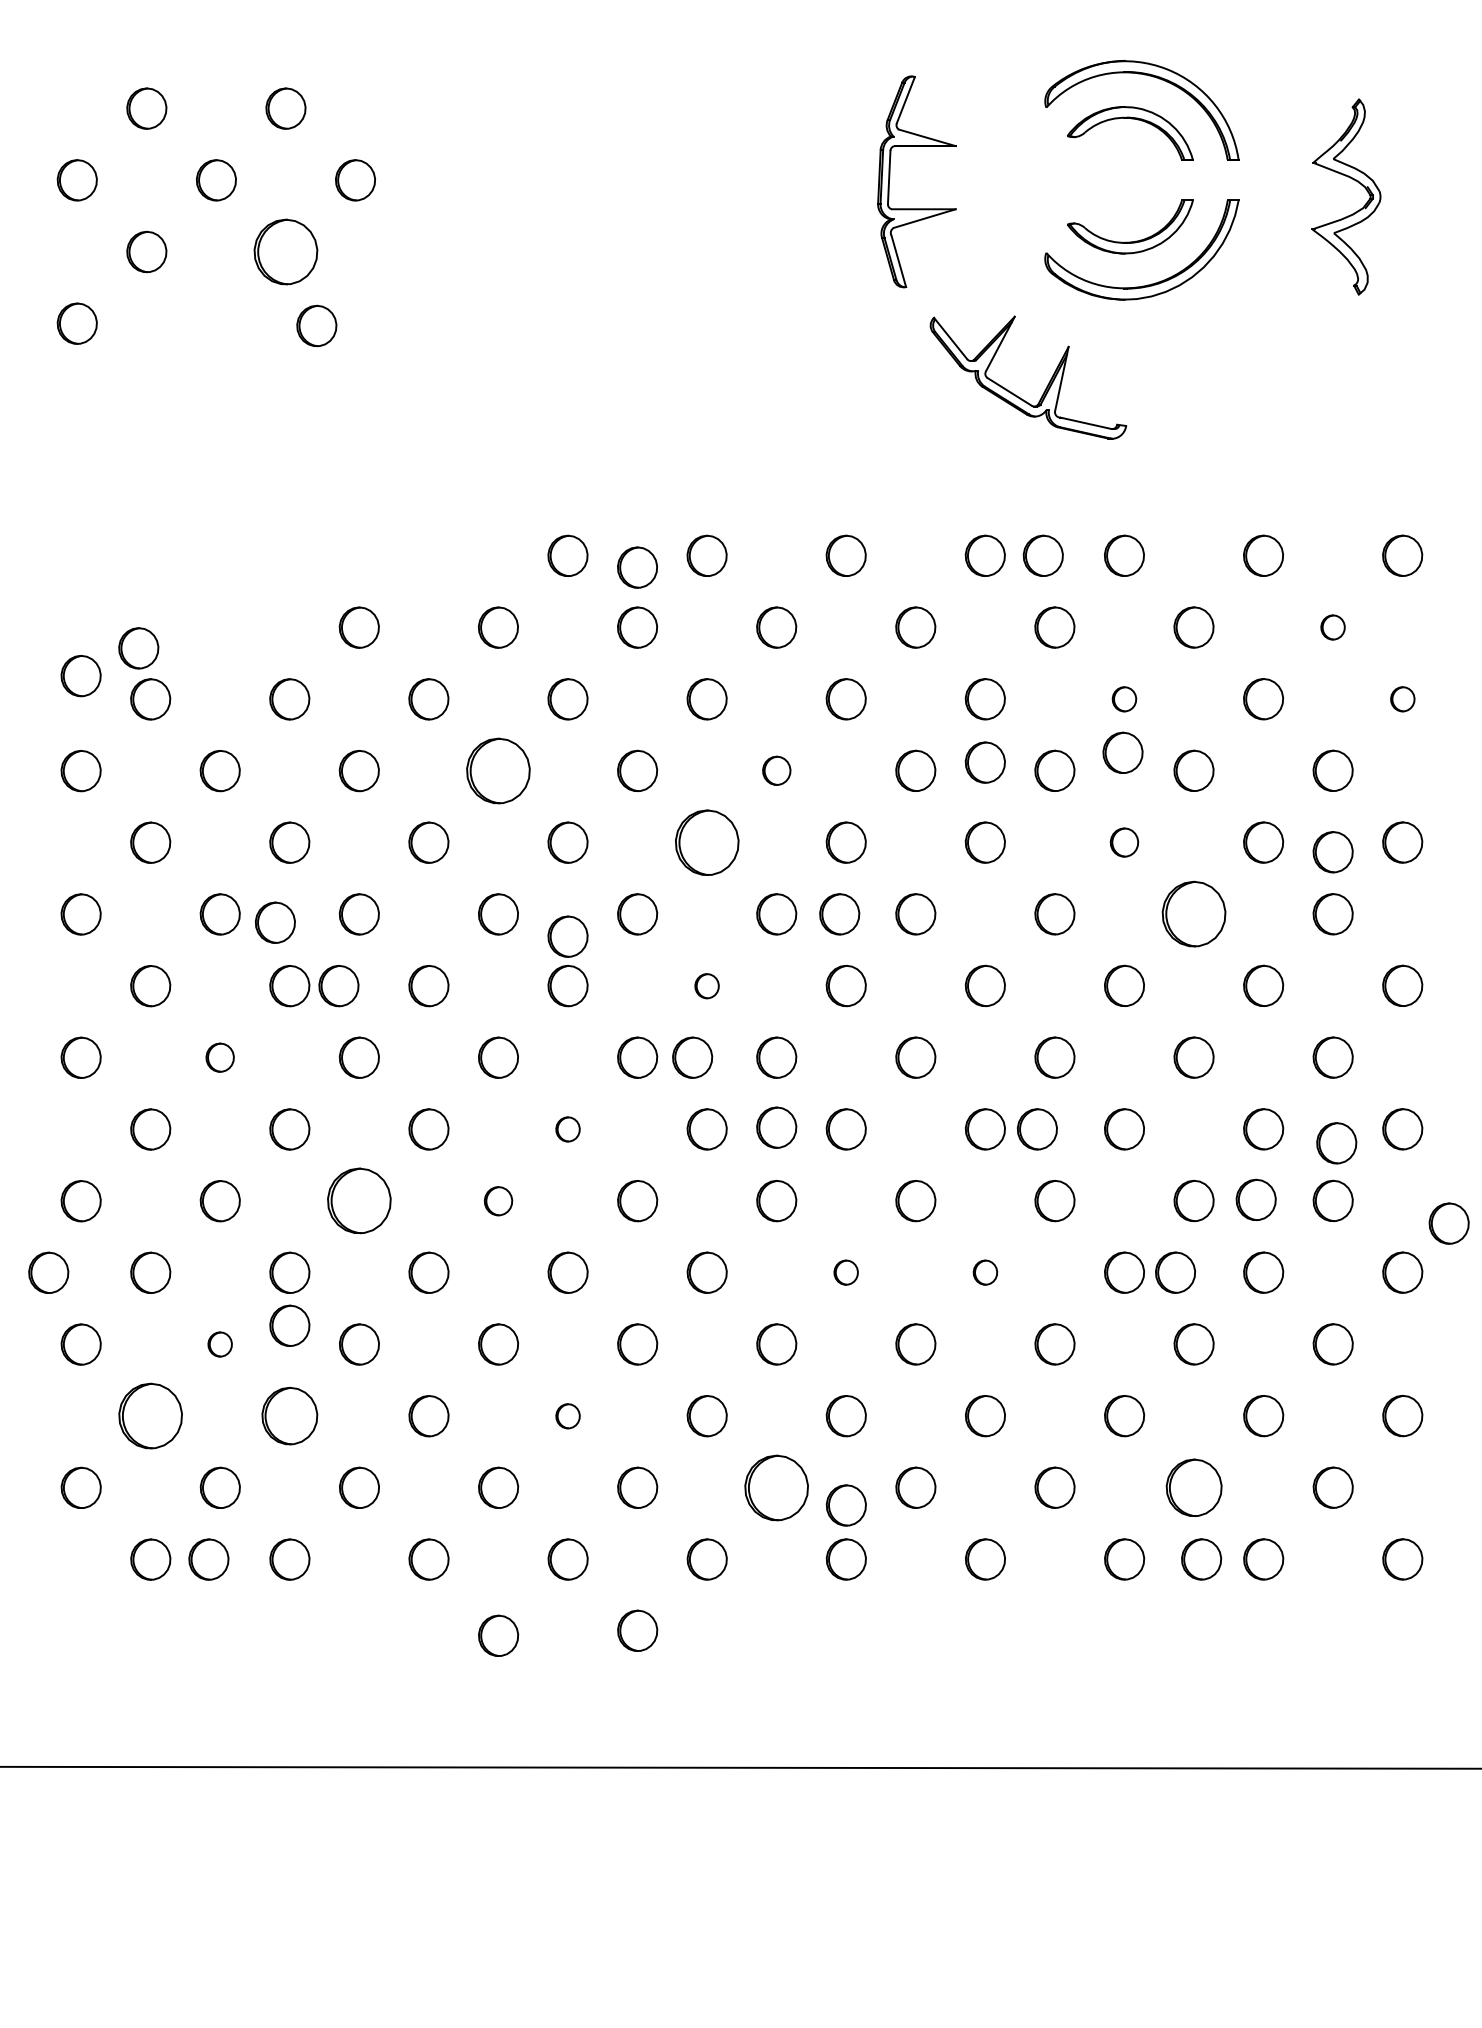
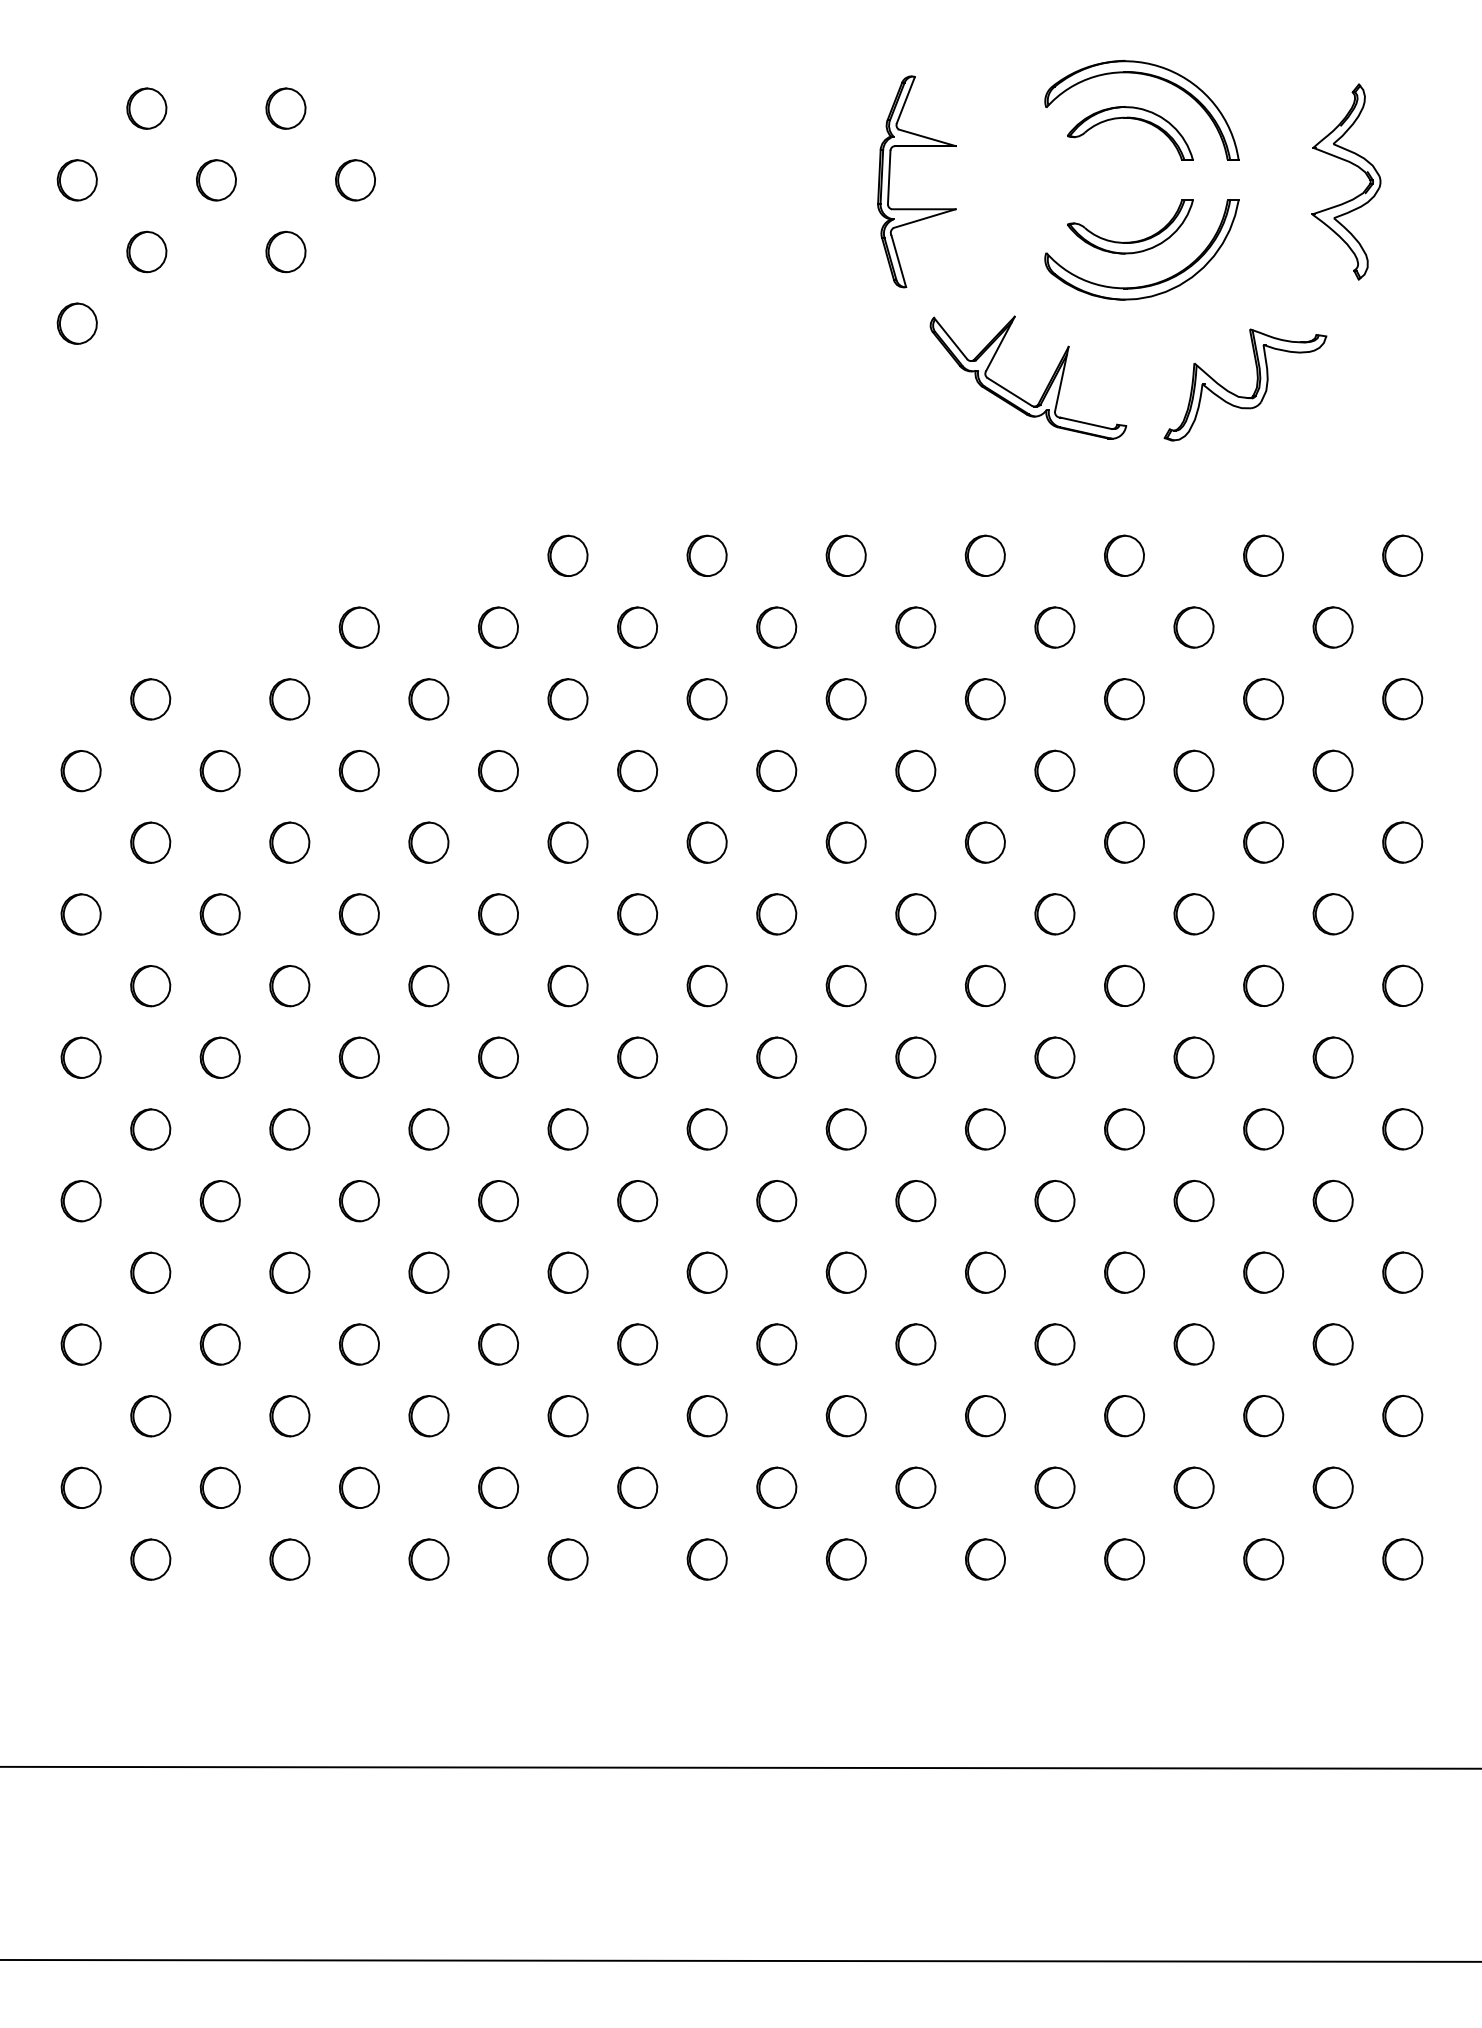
part position: (1353, 180) -> (1353, 165) (1353, 165)
part size: 66x68 px -> 42x44 px (285, 251)
part: present -> none (316, 325)
part: none -> present (1255, 388)
part: present -> none (1042, 555)
part: present -> none (637, 567)
part size: 26x27 px -> 42x43 px (1332, 627)
part: present -> none (138, 648)
part: present -> none (80, 676)
part size: 27x27 px -> 41x43 px (1124, 699)
part size: 26x27 px -> 42x43 px (1402, 699)
part: present -> none (1122, 752)
part: present -> none (984, 762)
part size: 65x68 px -> 41x44 px (498, 770)
part size: 30x31 px -> 42x43 px (776, 770)
part size: 65x67 px -> 42x43 px (706, 842)
part size: 31x31 px -> 41x43 px (1124, 842)
part: present -> none (1332, 852)
part size: 66x68 px -> 42x43 px (1193, 914)
part: present -> none (839, 914)
part: present -> none (274, 922)
part: present -> none (567, 936)
part: present -> none (338, 986)
part size: 26x27 px -> 42x43 px (706, 986)
part size: 30x31 px -> 42x43 px (219, 1057)
part: present -> none (692, 1057)
part: present -> none (776, 1127)
part size: 26x27 px -> 42x43 px (567, 1129)
part: present -> none (1037, 1129)
part: present -> none (1336, 1143)
part: present -> none (1255, 1199)
part size: 65x68 px -> 41x43 px (359, 1201)
part size: 31x31 px -> 41x43 px (498, 1201)
part: present -> none (1448, 1223)
part: present -> none (48, 1272)
part size: 26x27 px -> 42x43 px (845, 1272)
part size: 27x27 px -> 41x43 px (985, 1272)
part: present -> none (1175, 1272)
part: present -> none (289, 1325)
part size: 26x27 px -> 42x43 px (219, 1344)
part size: 65x68 px -> 42x43 px (150, 1416)
part size: 58x60 px -> 42x43 px (289, 1416)
part size: 26x27 px -> 42x43 px (567, 1416)
part size: 65x68 px -> 42x43 px (776, 1487)
part size: 58x59 px -> 42x43 px (1193, 1487)
part: present -> none (845, 1505)
part: present -> none (208, 1559)
part: present -> none (1201, 1559)
part: present -> none (637, 1630)
part: present -> none (498, 1635)
line: none -> present (740, 1960)
